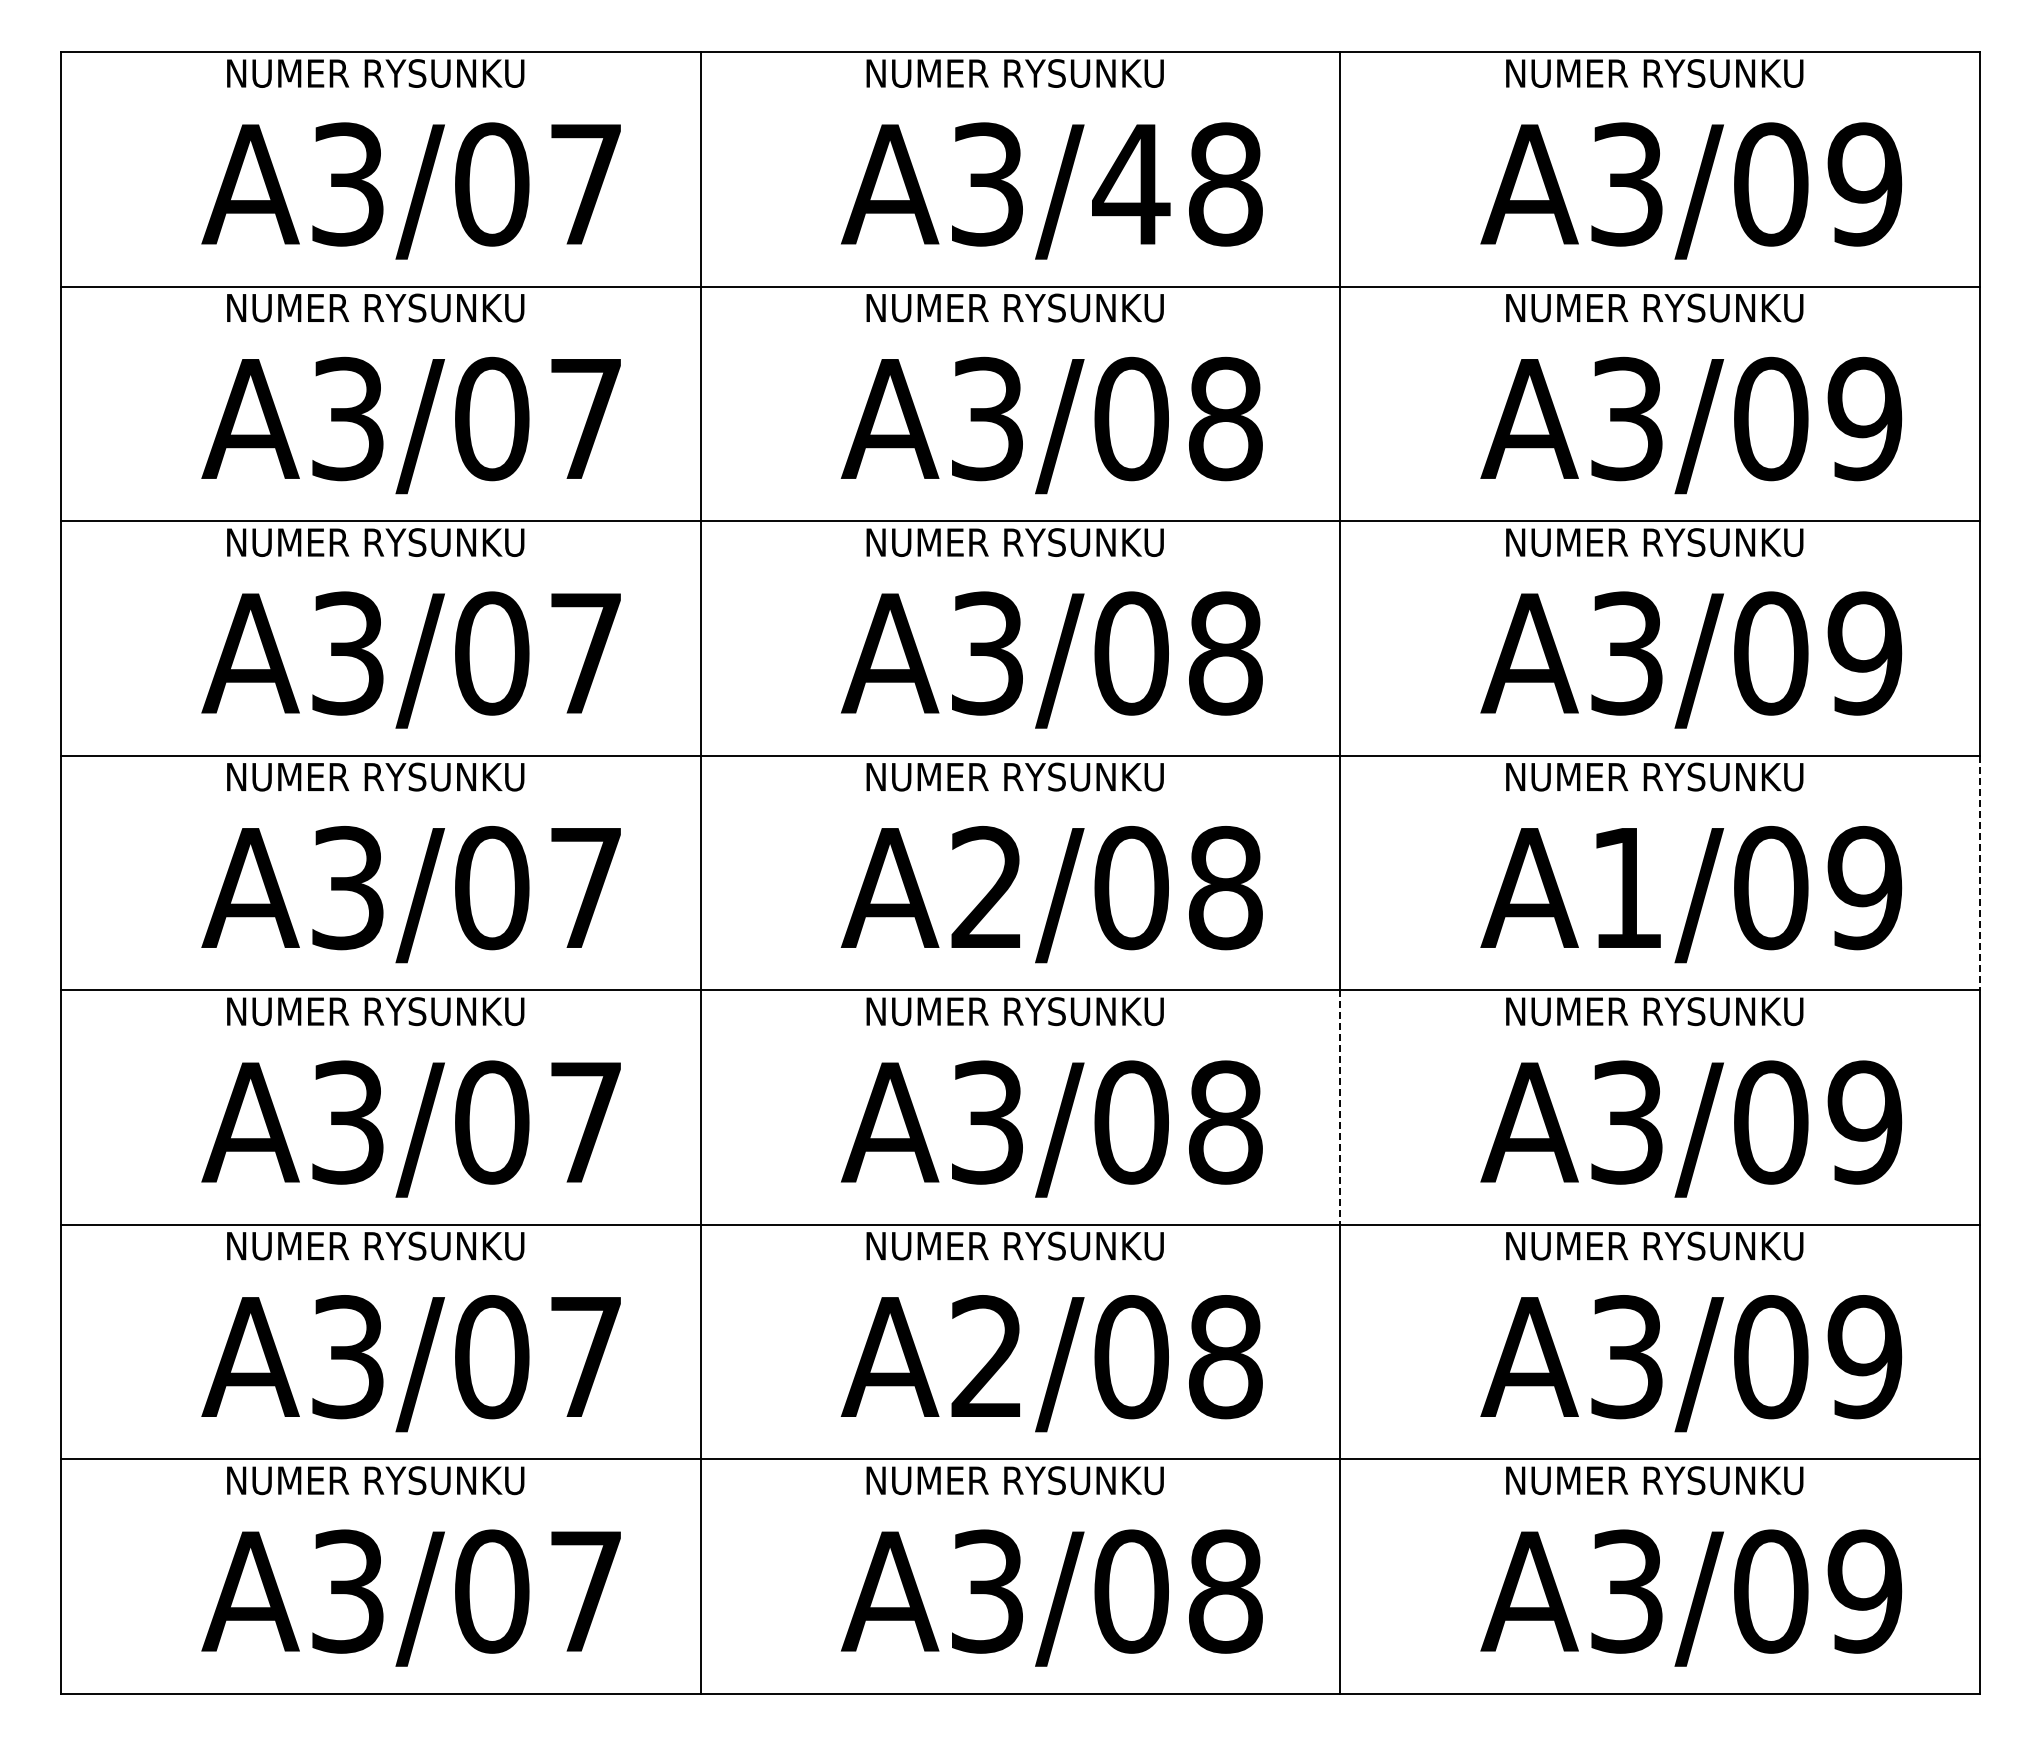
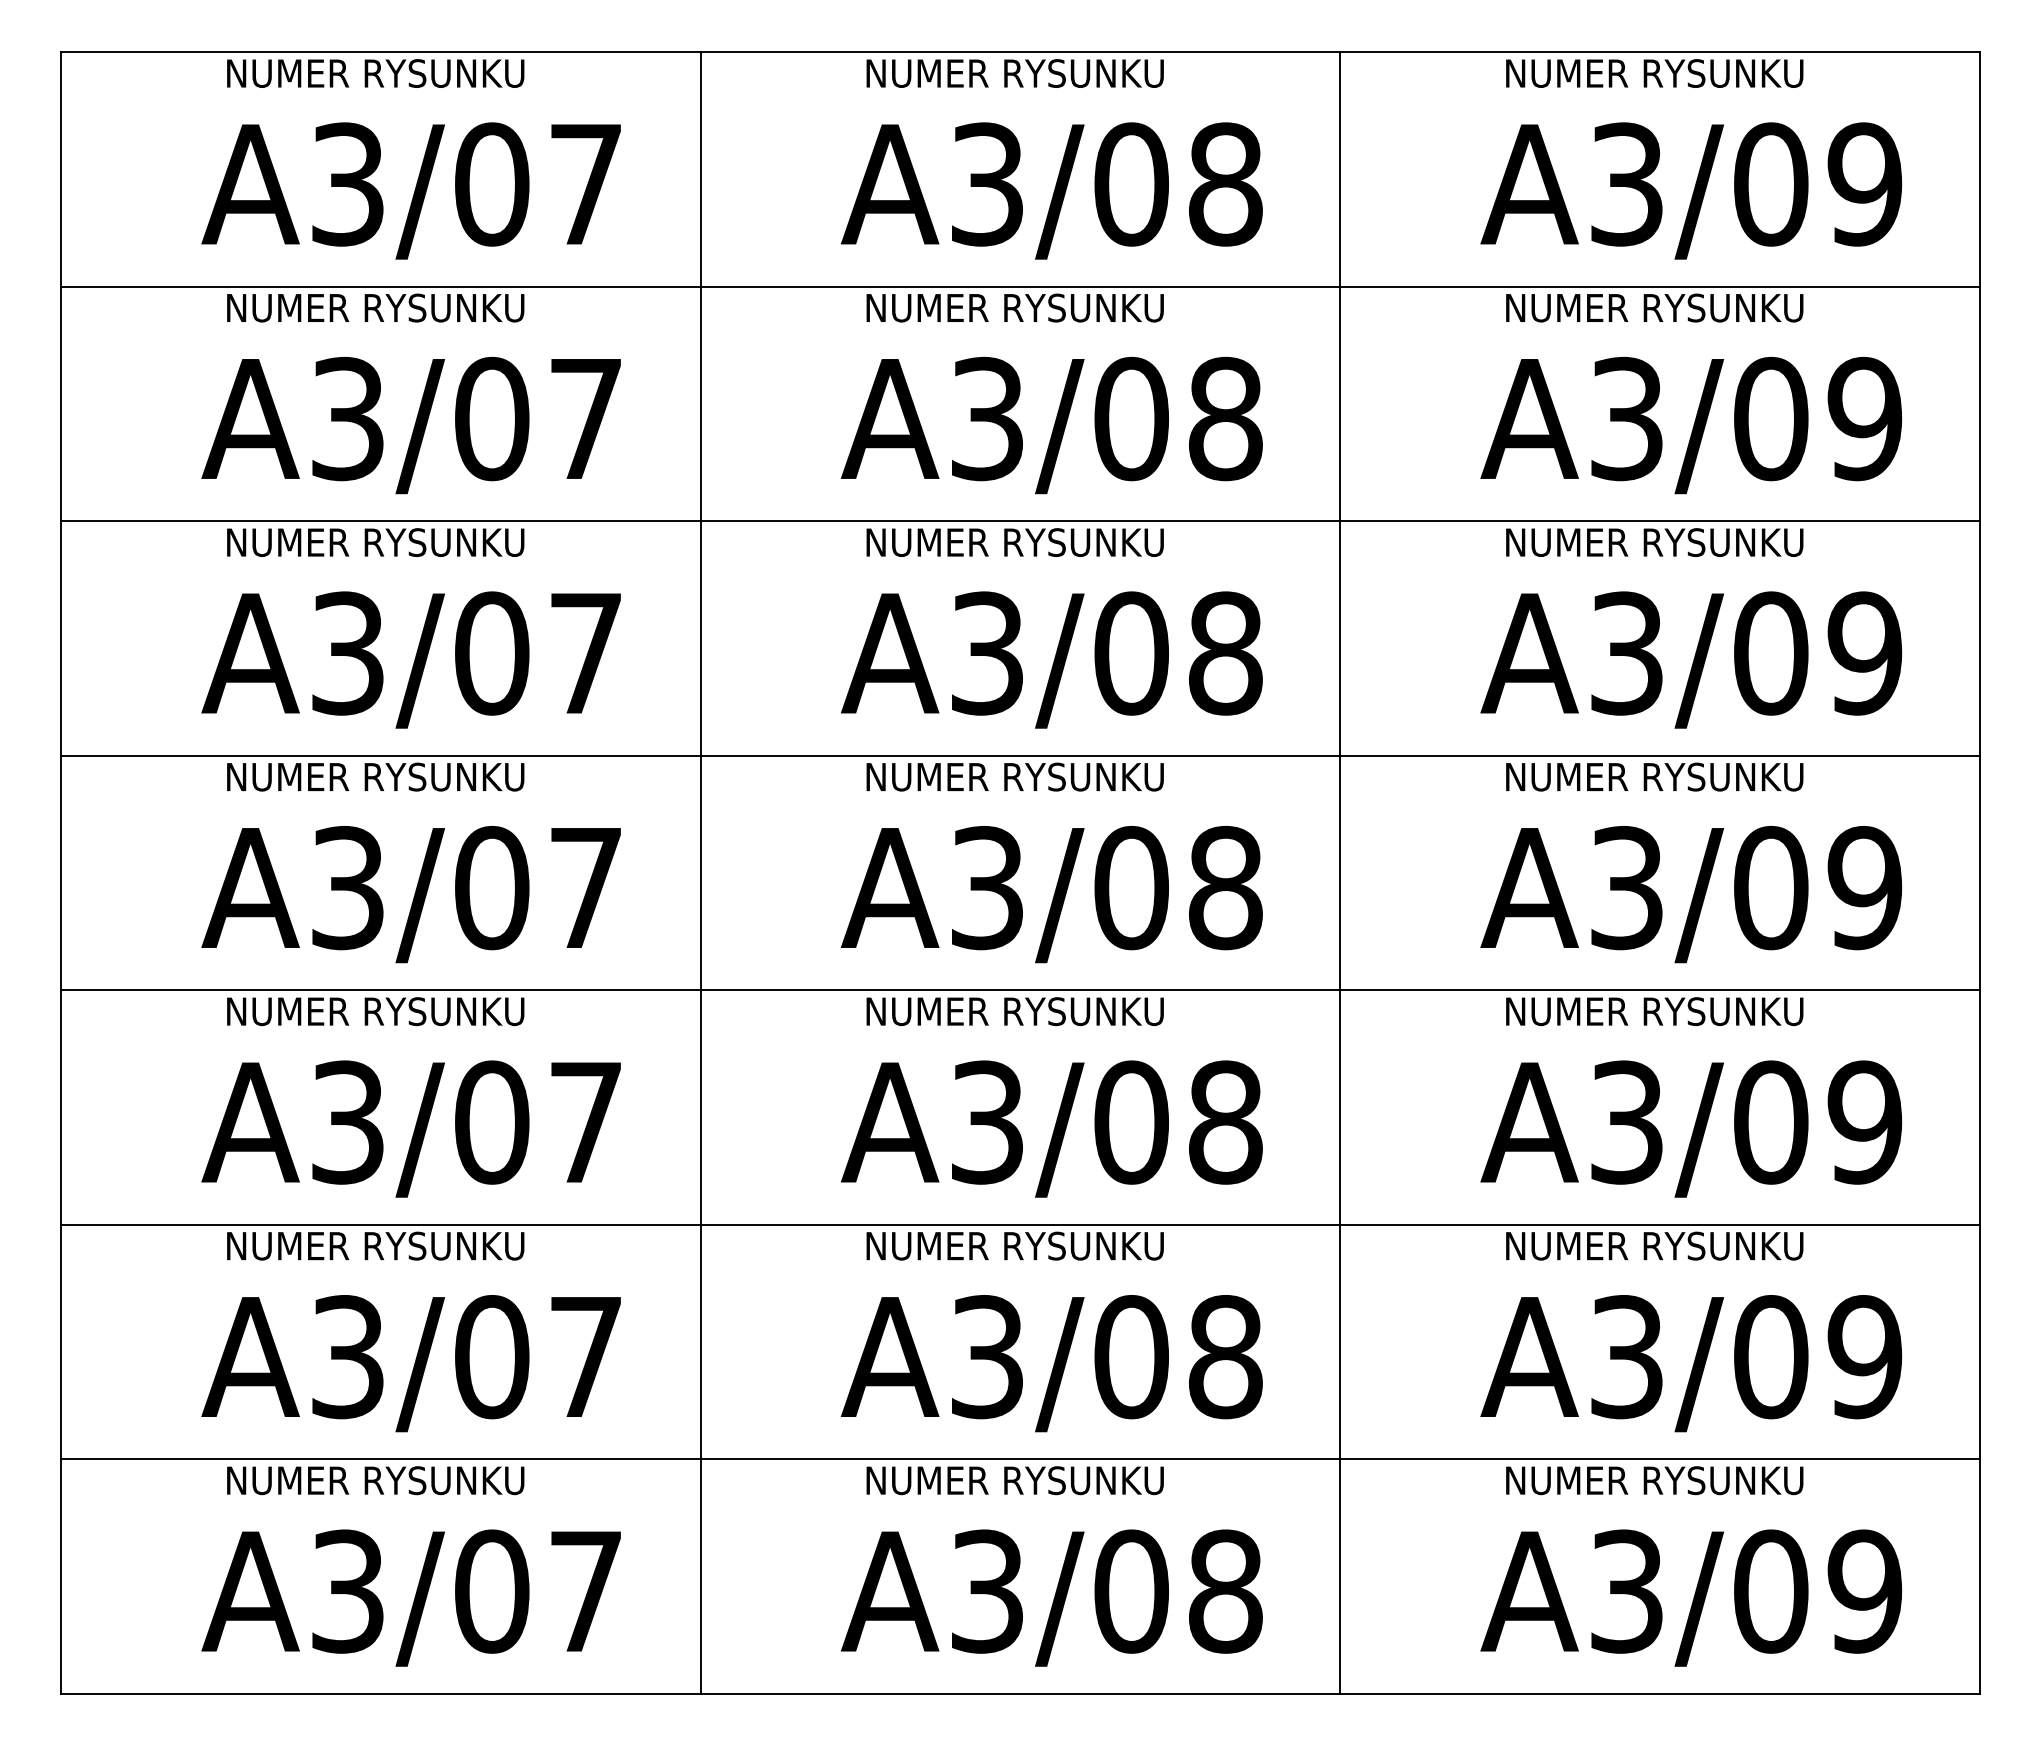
text: A3/48 -> A3/08 (1131, 184)
line: dashed -> solid (1979, 873)
text: A2/08 -> A3/08 (986, 888)
text: A1/09 -> A3/09 (1626, 888)
line: dashed -> solid (1340, 1108)
text: A2/08 -> A3/08 (986, 1357)
